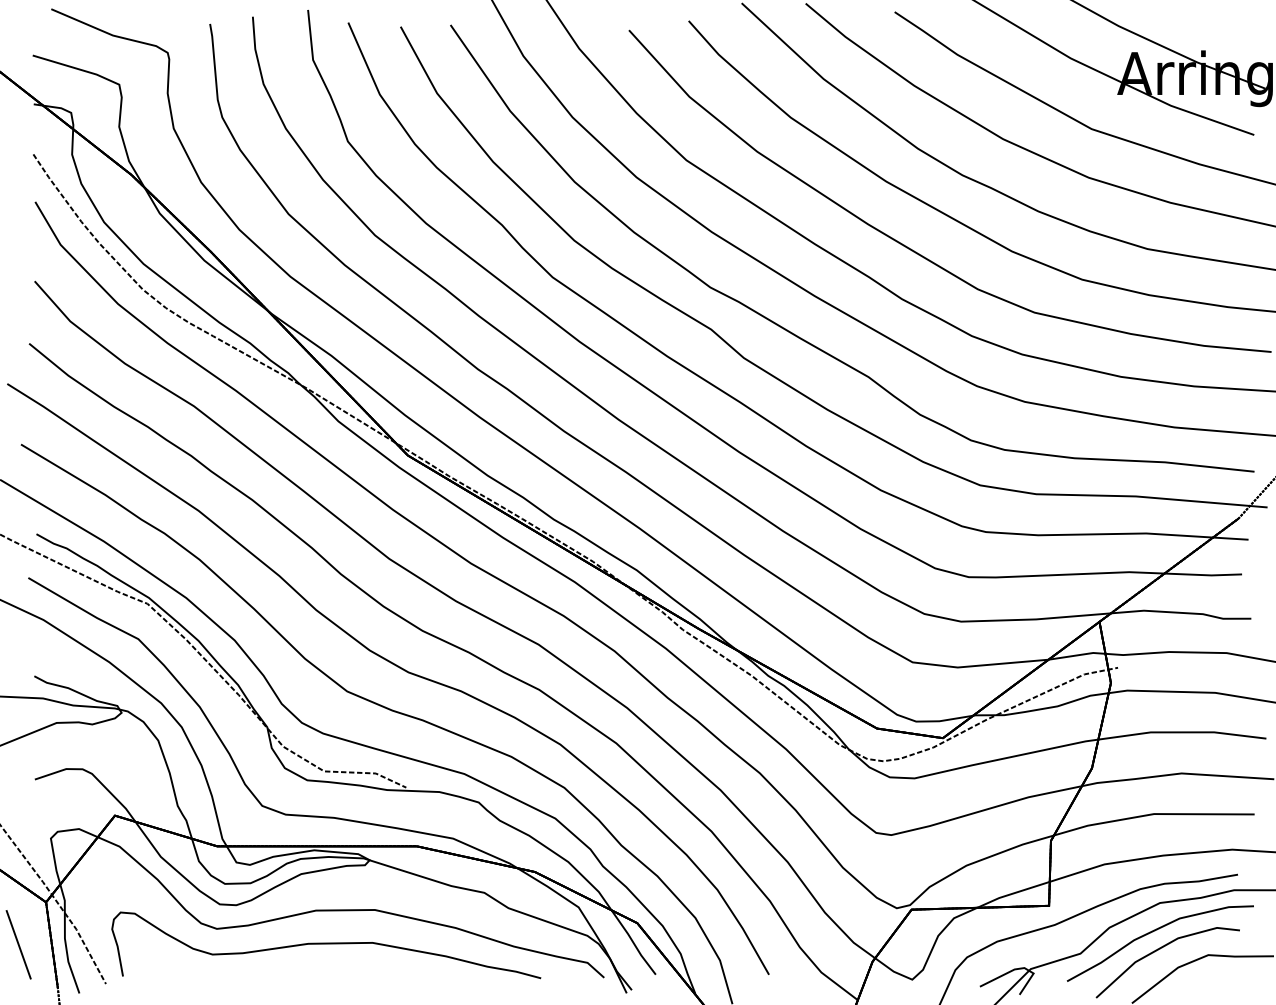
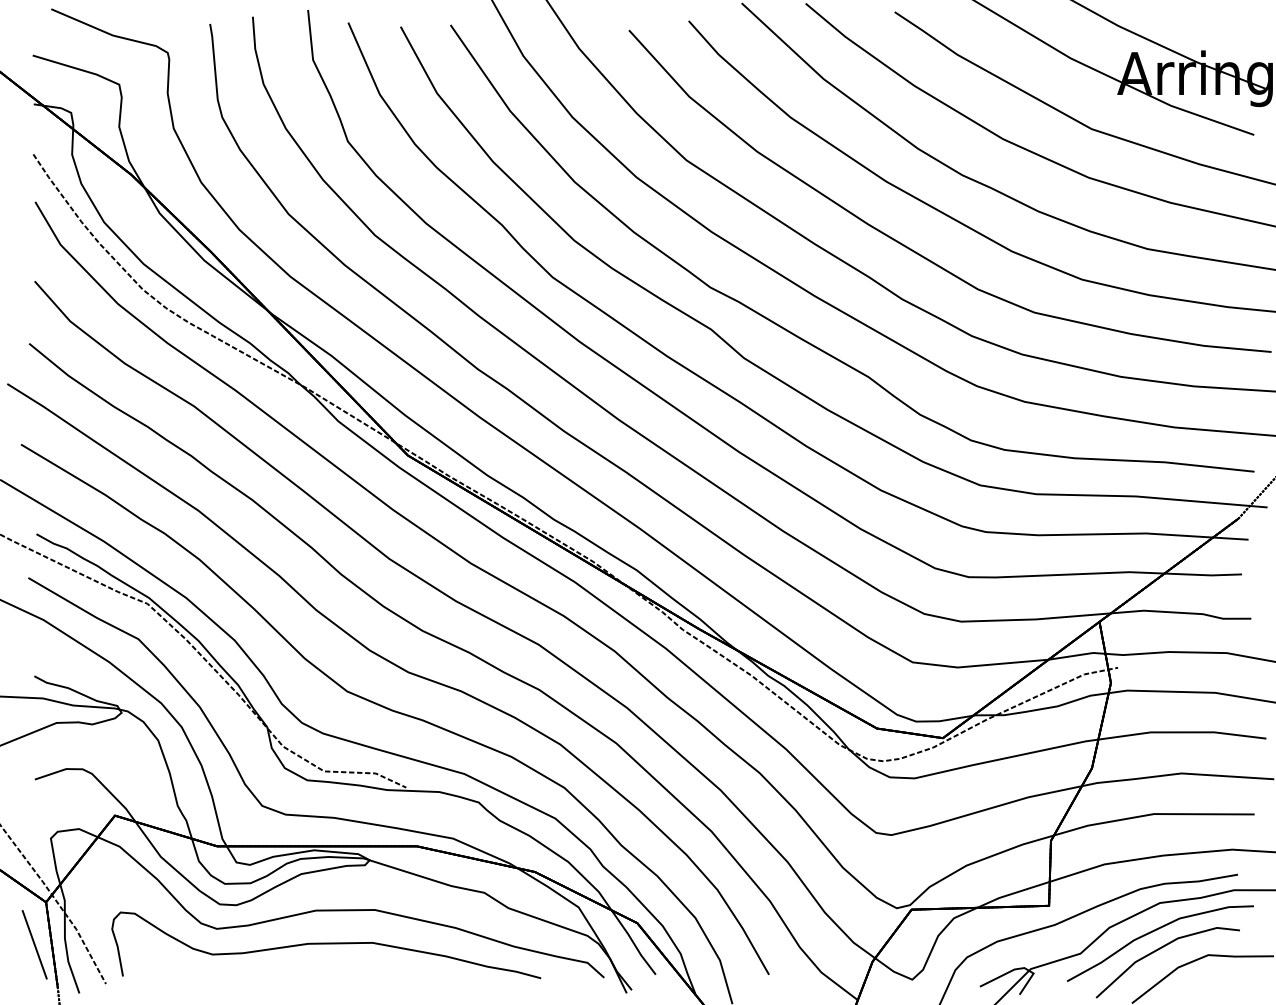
line position: (18, 944) -> (34, 944) (34, 944)
